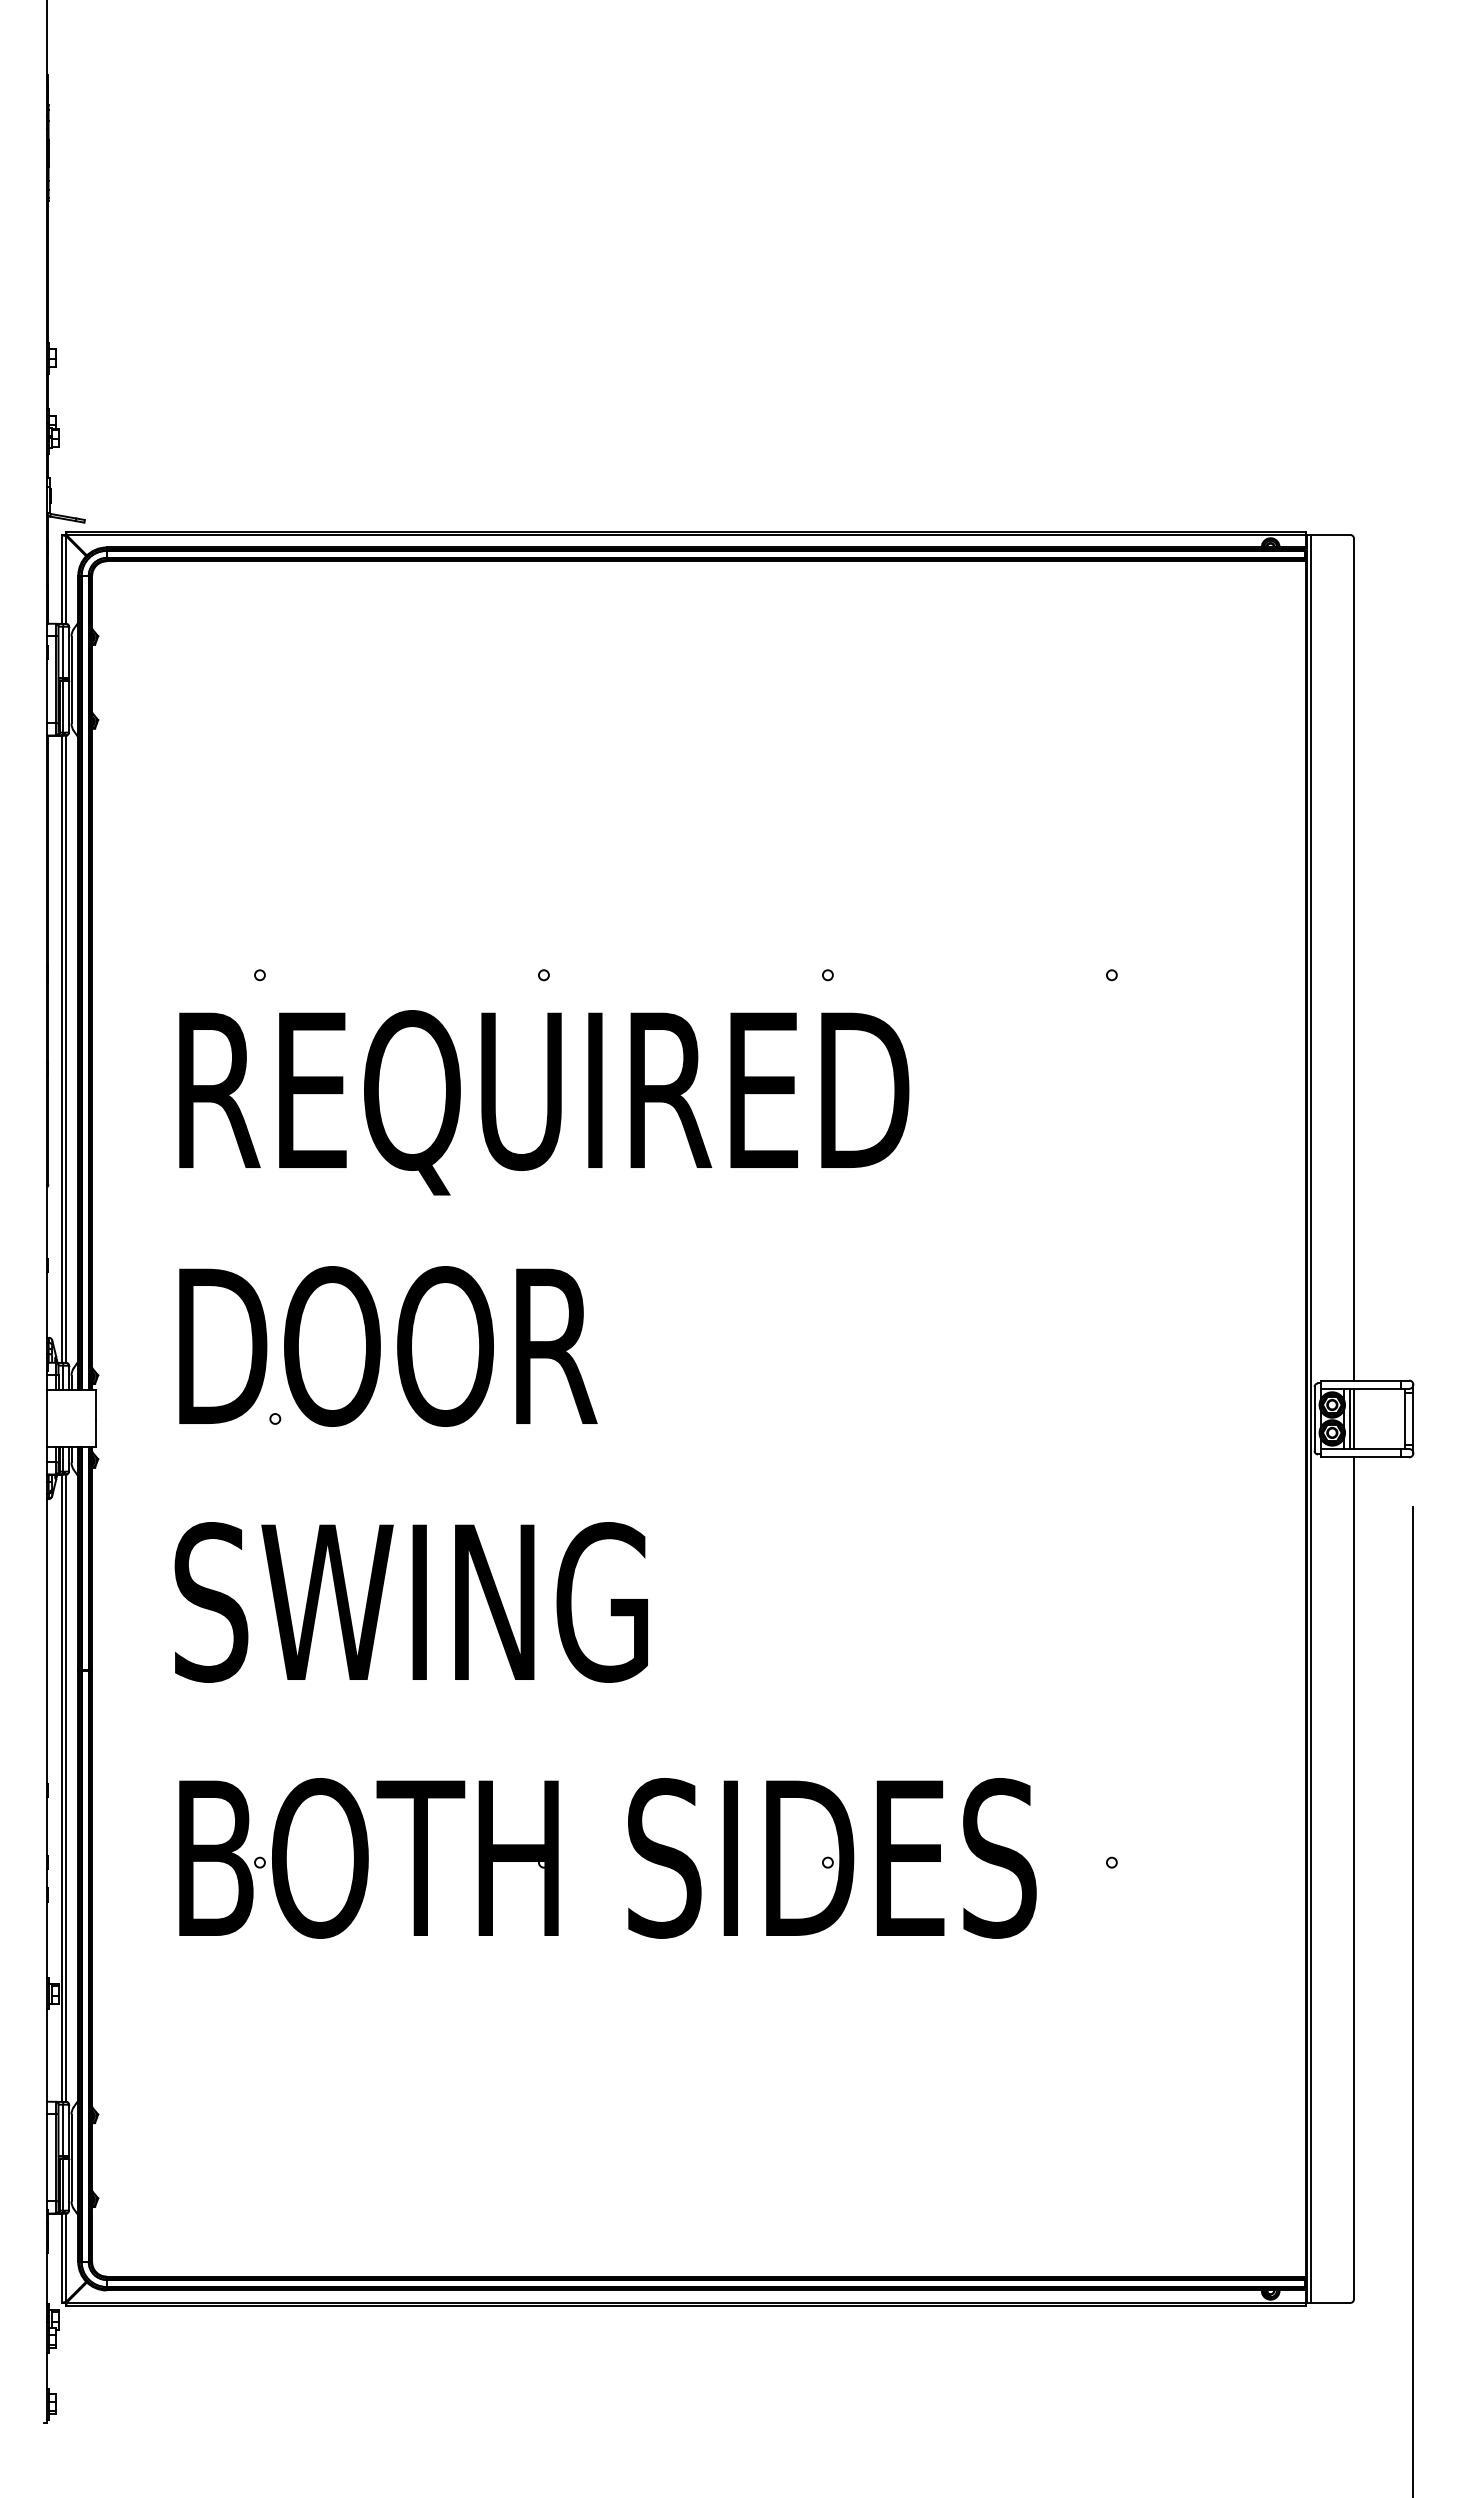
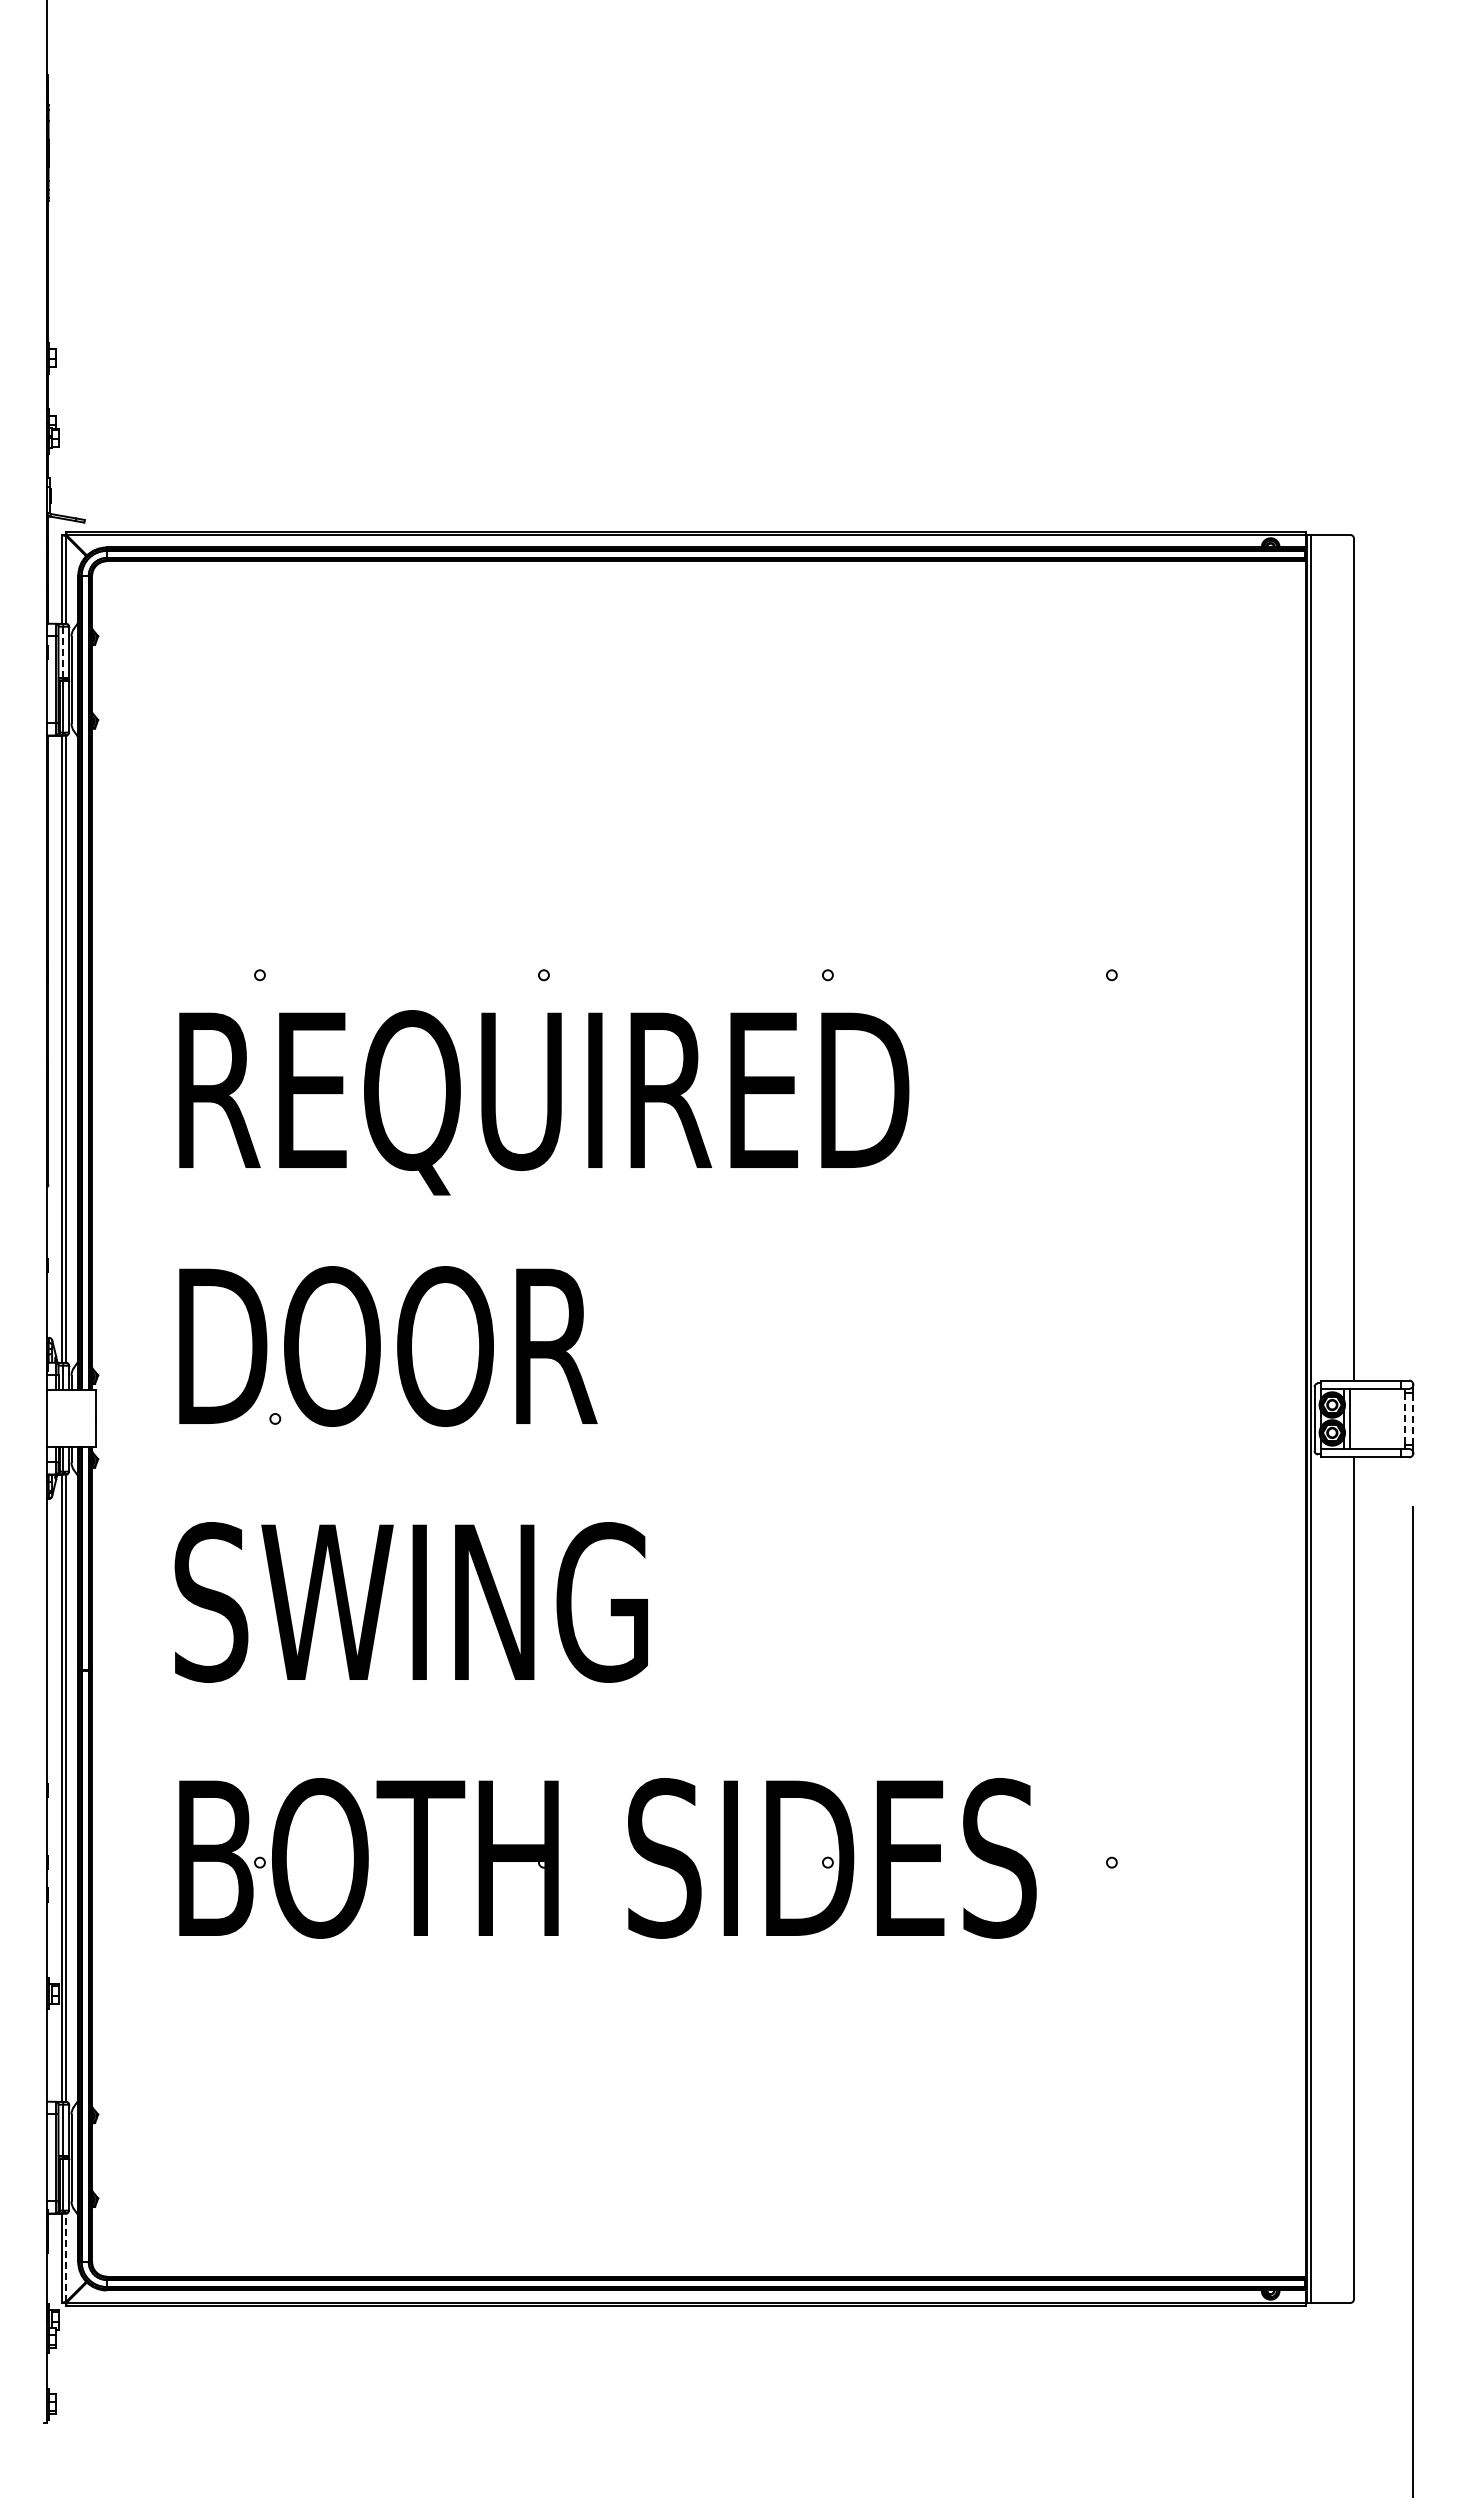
line: solid -> dashed (63, 652)
line: present -> none (1353, 1418)
line: solid -> dashed (1404, 1418)
line: solid -> dashed (1413, 1418)
line: solid -> dashed (66, 2257)
